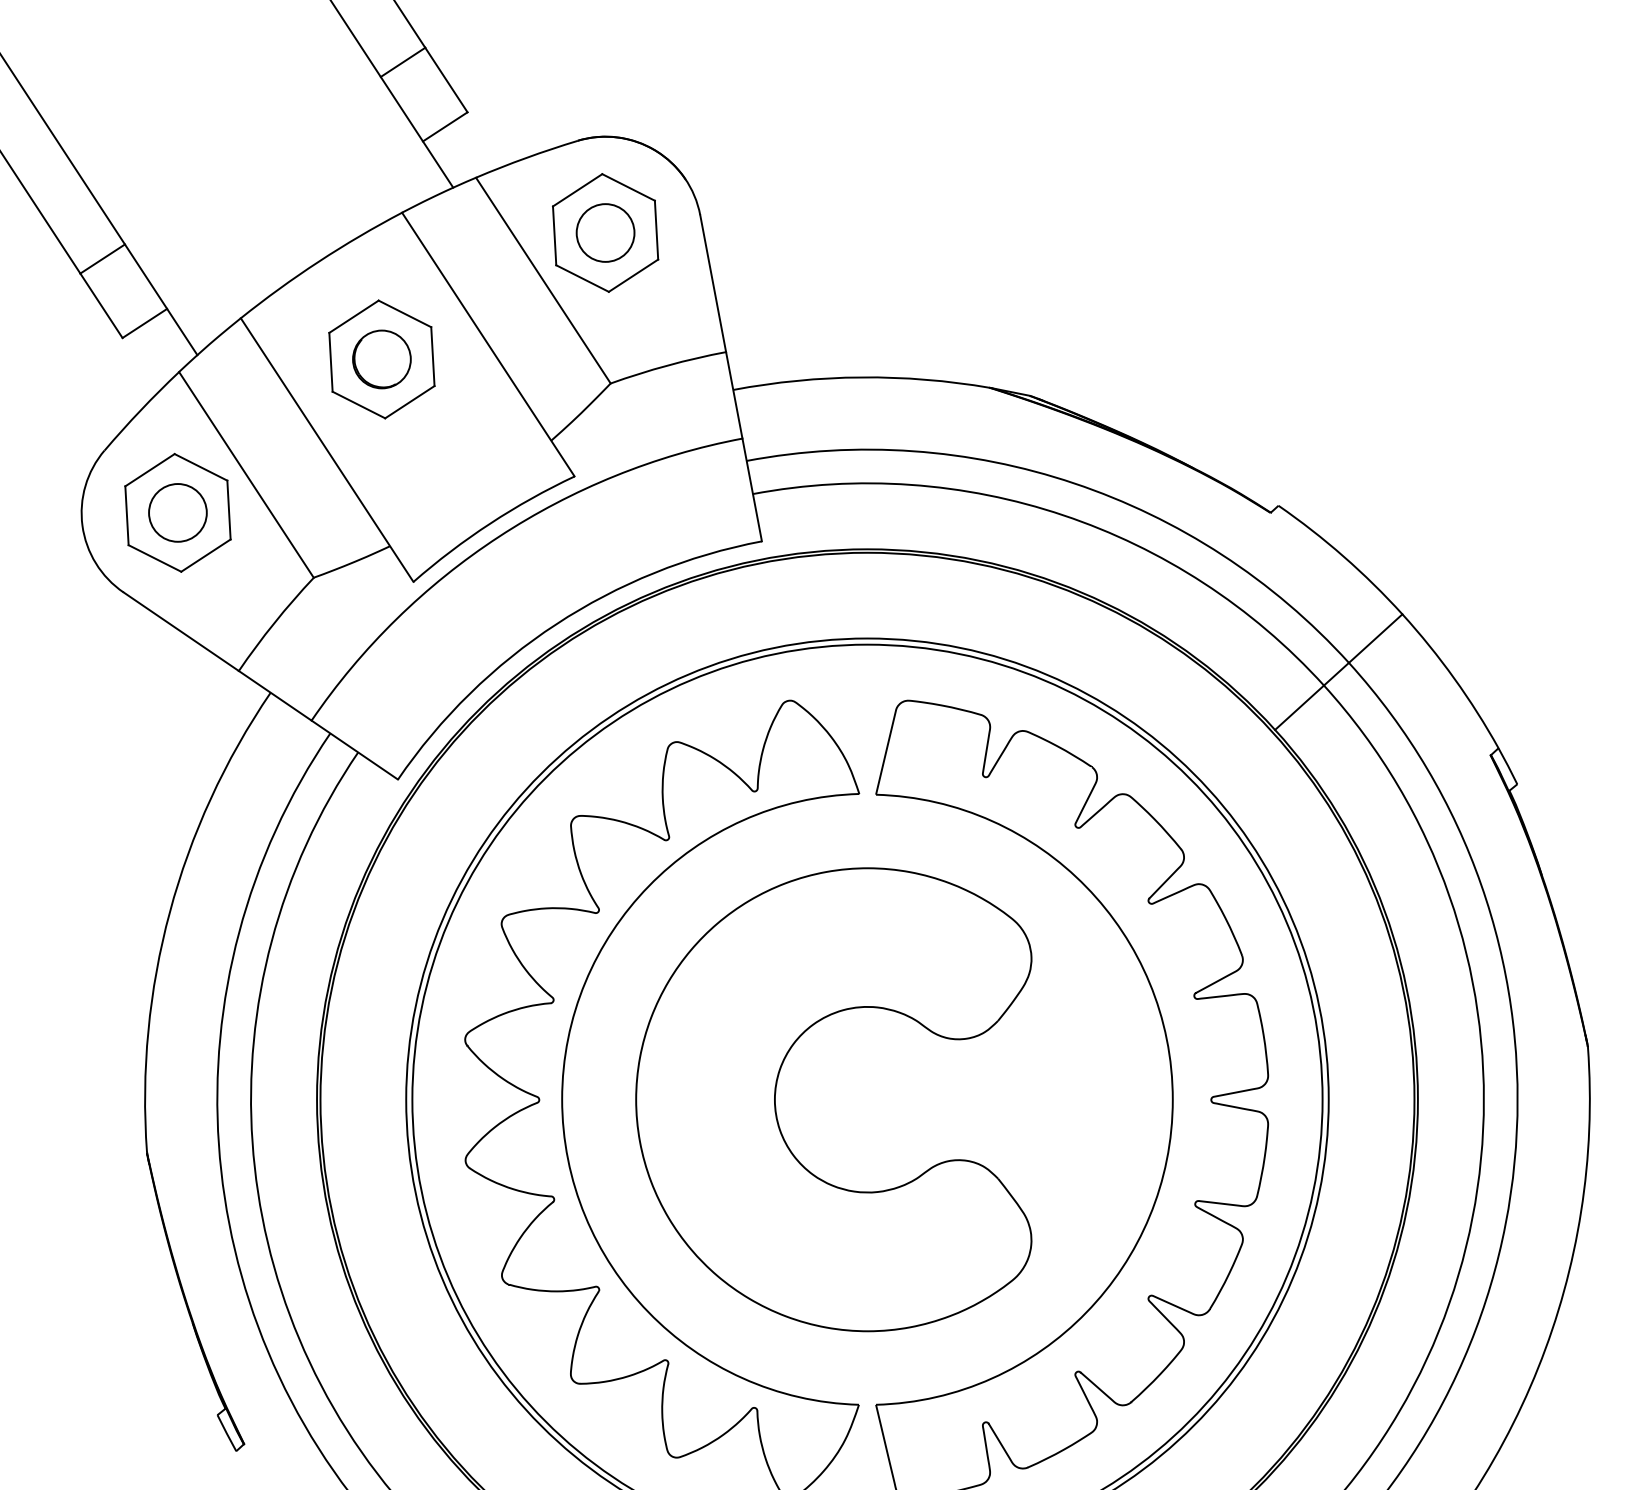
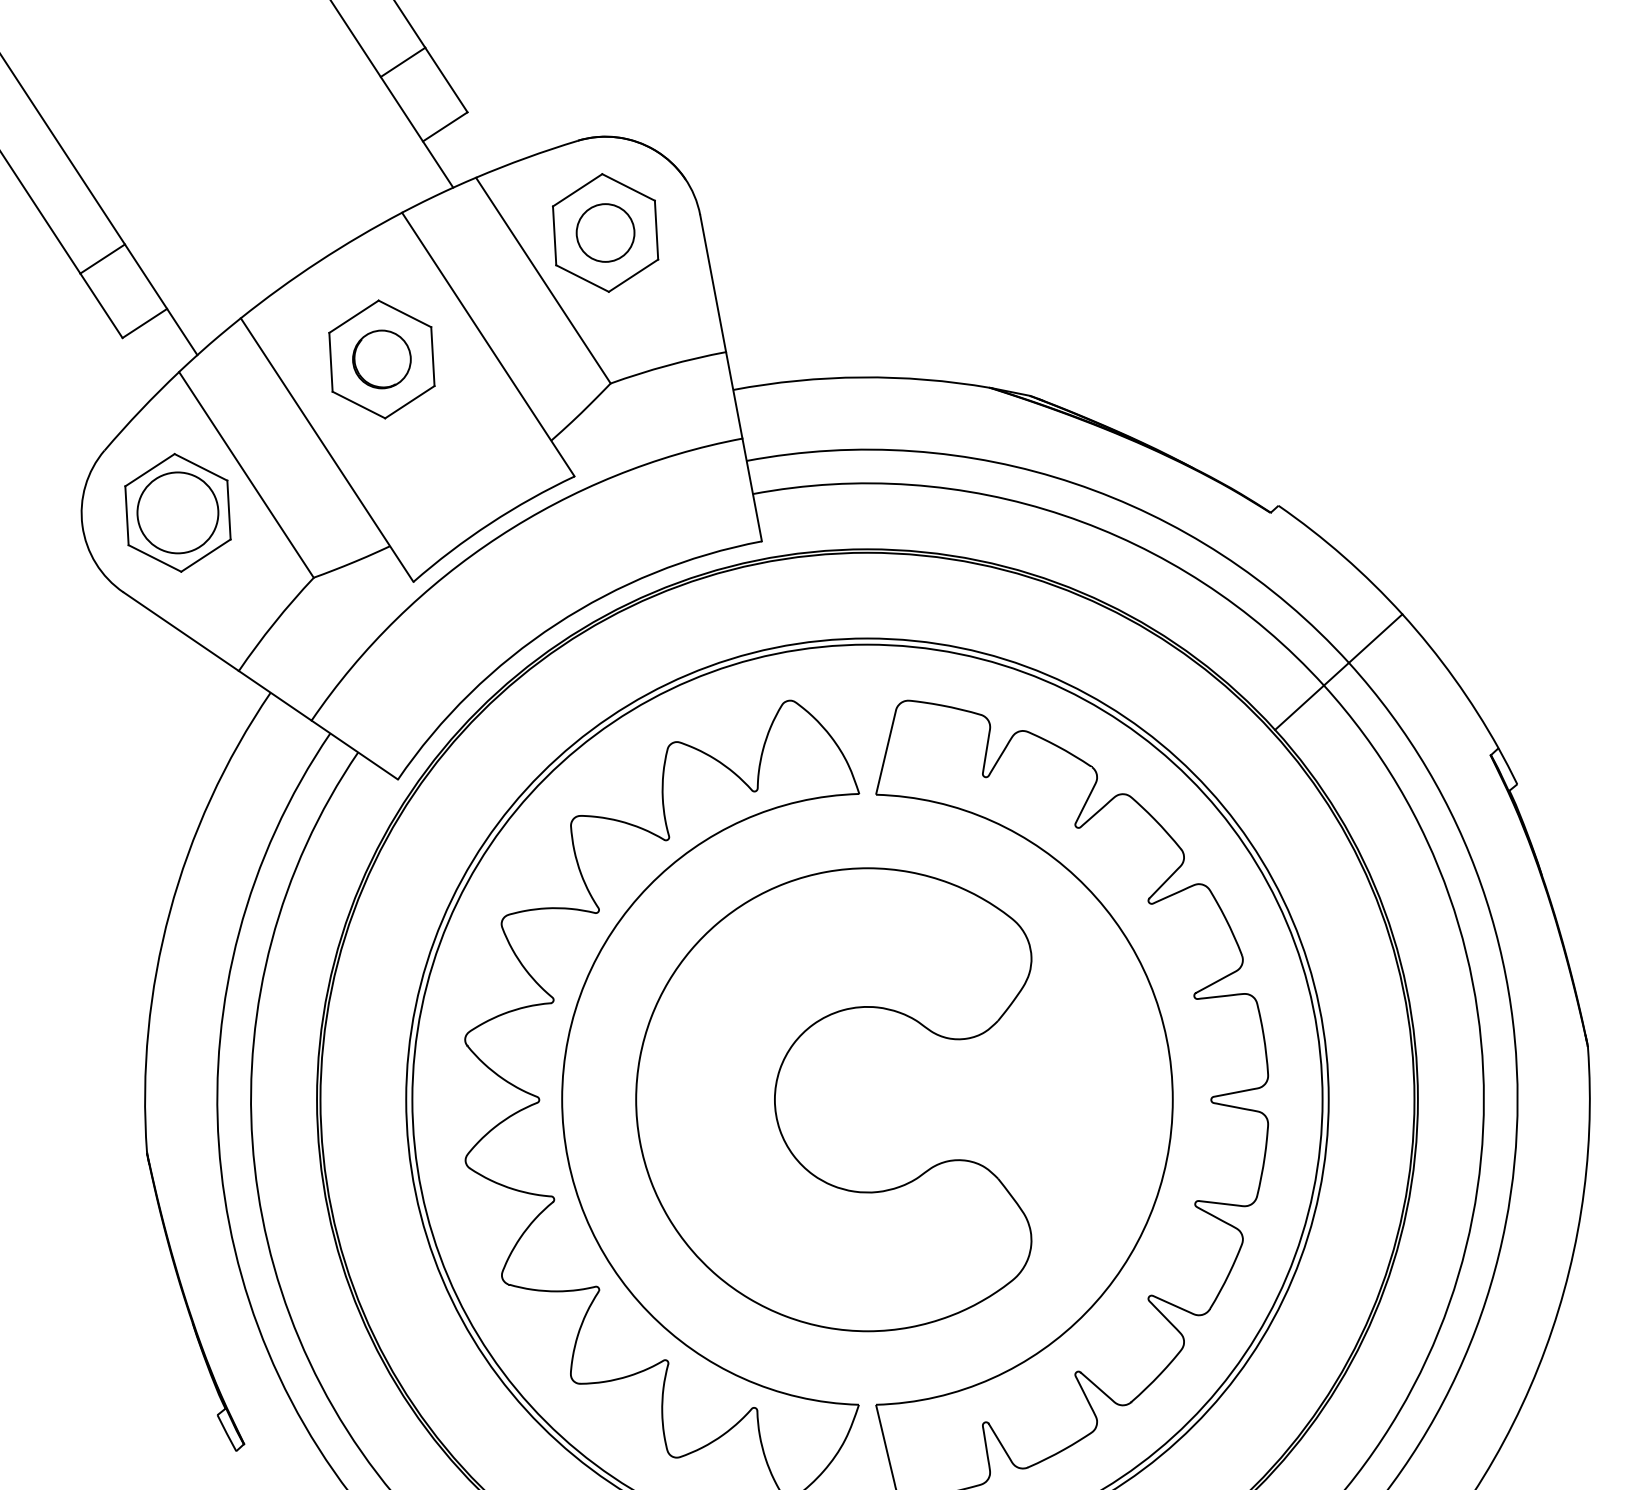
circle diameter: 58 px -> 81 px (177, 512)
